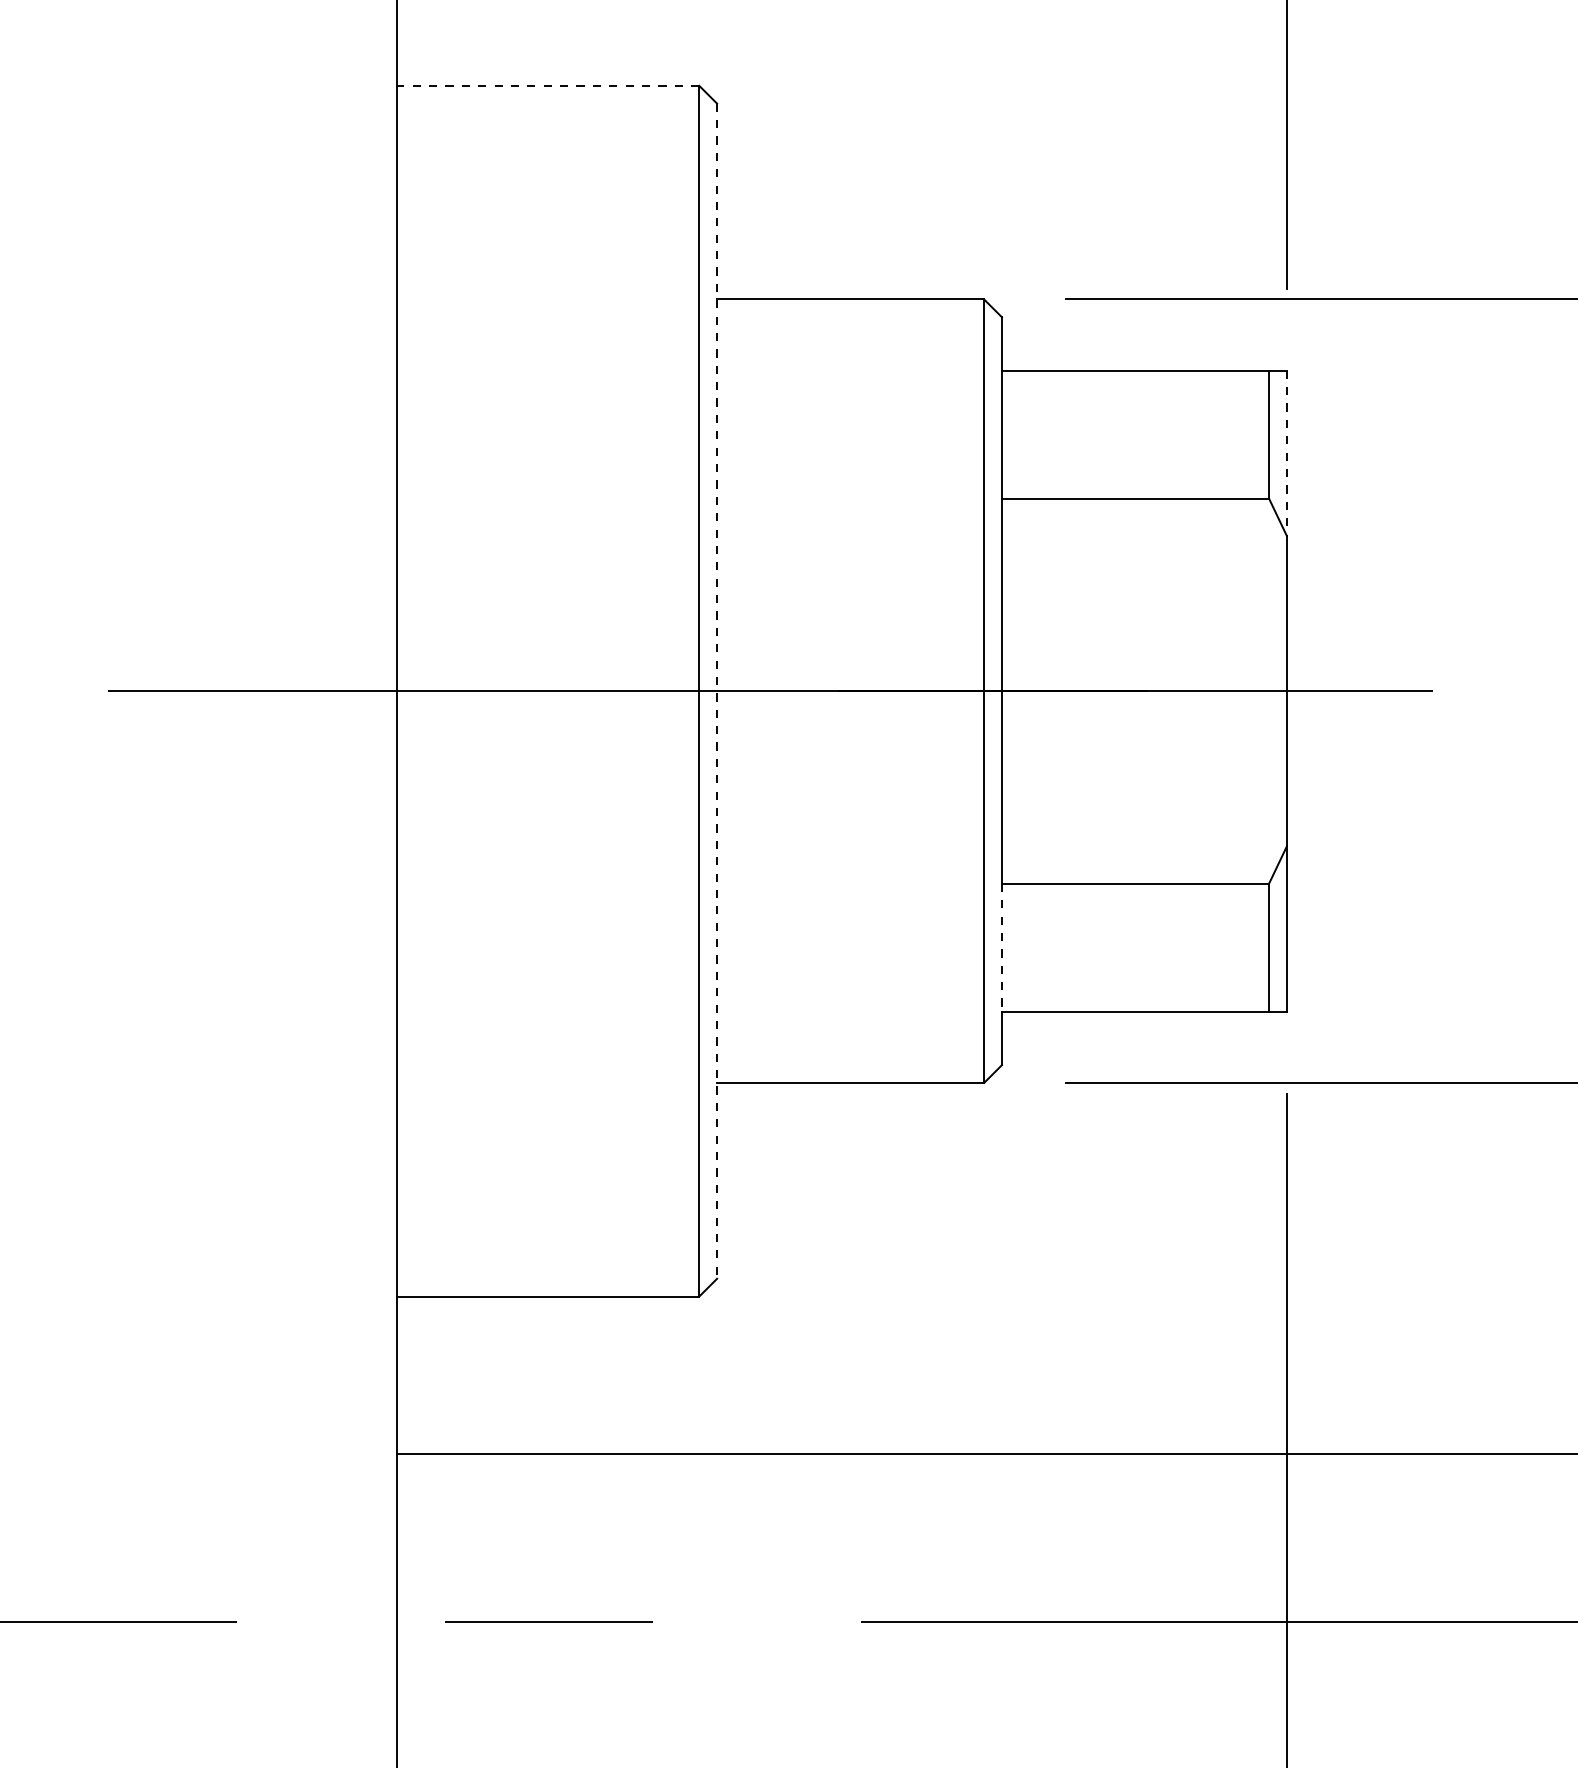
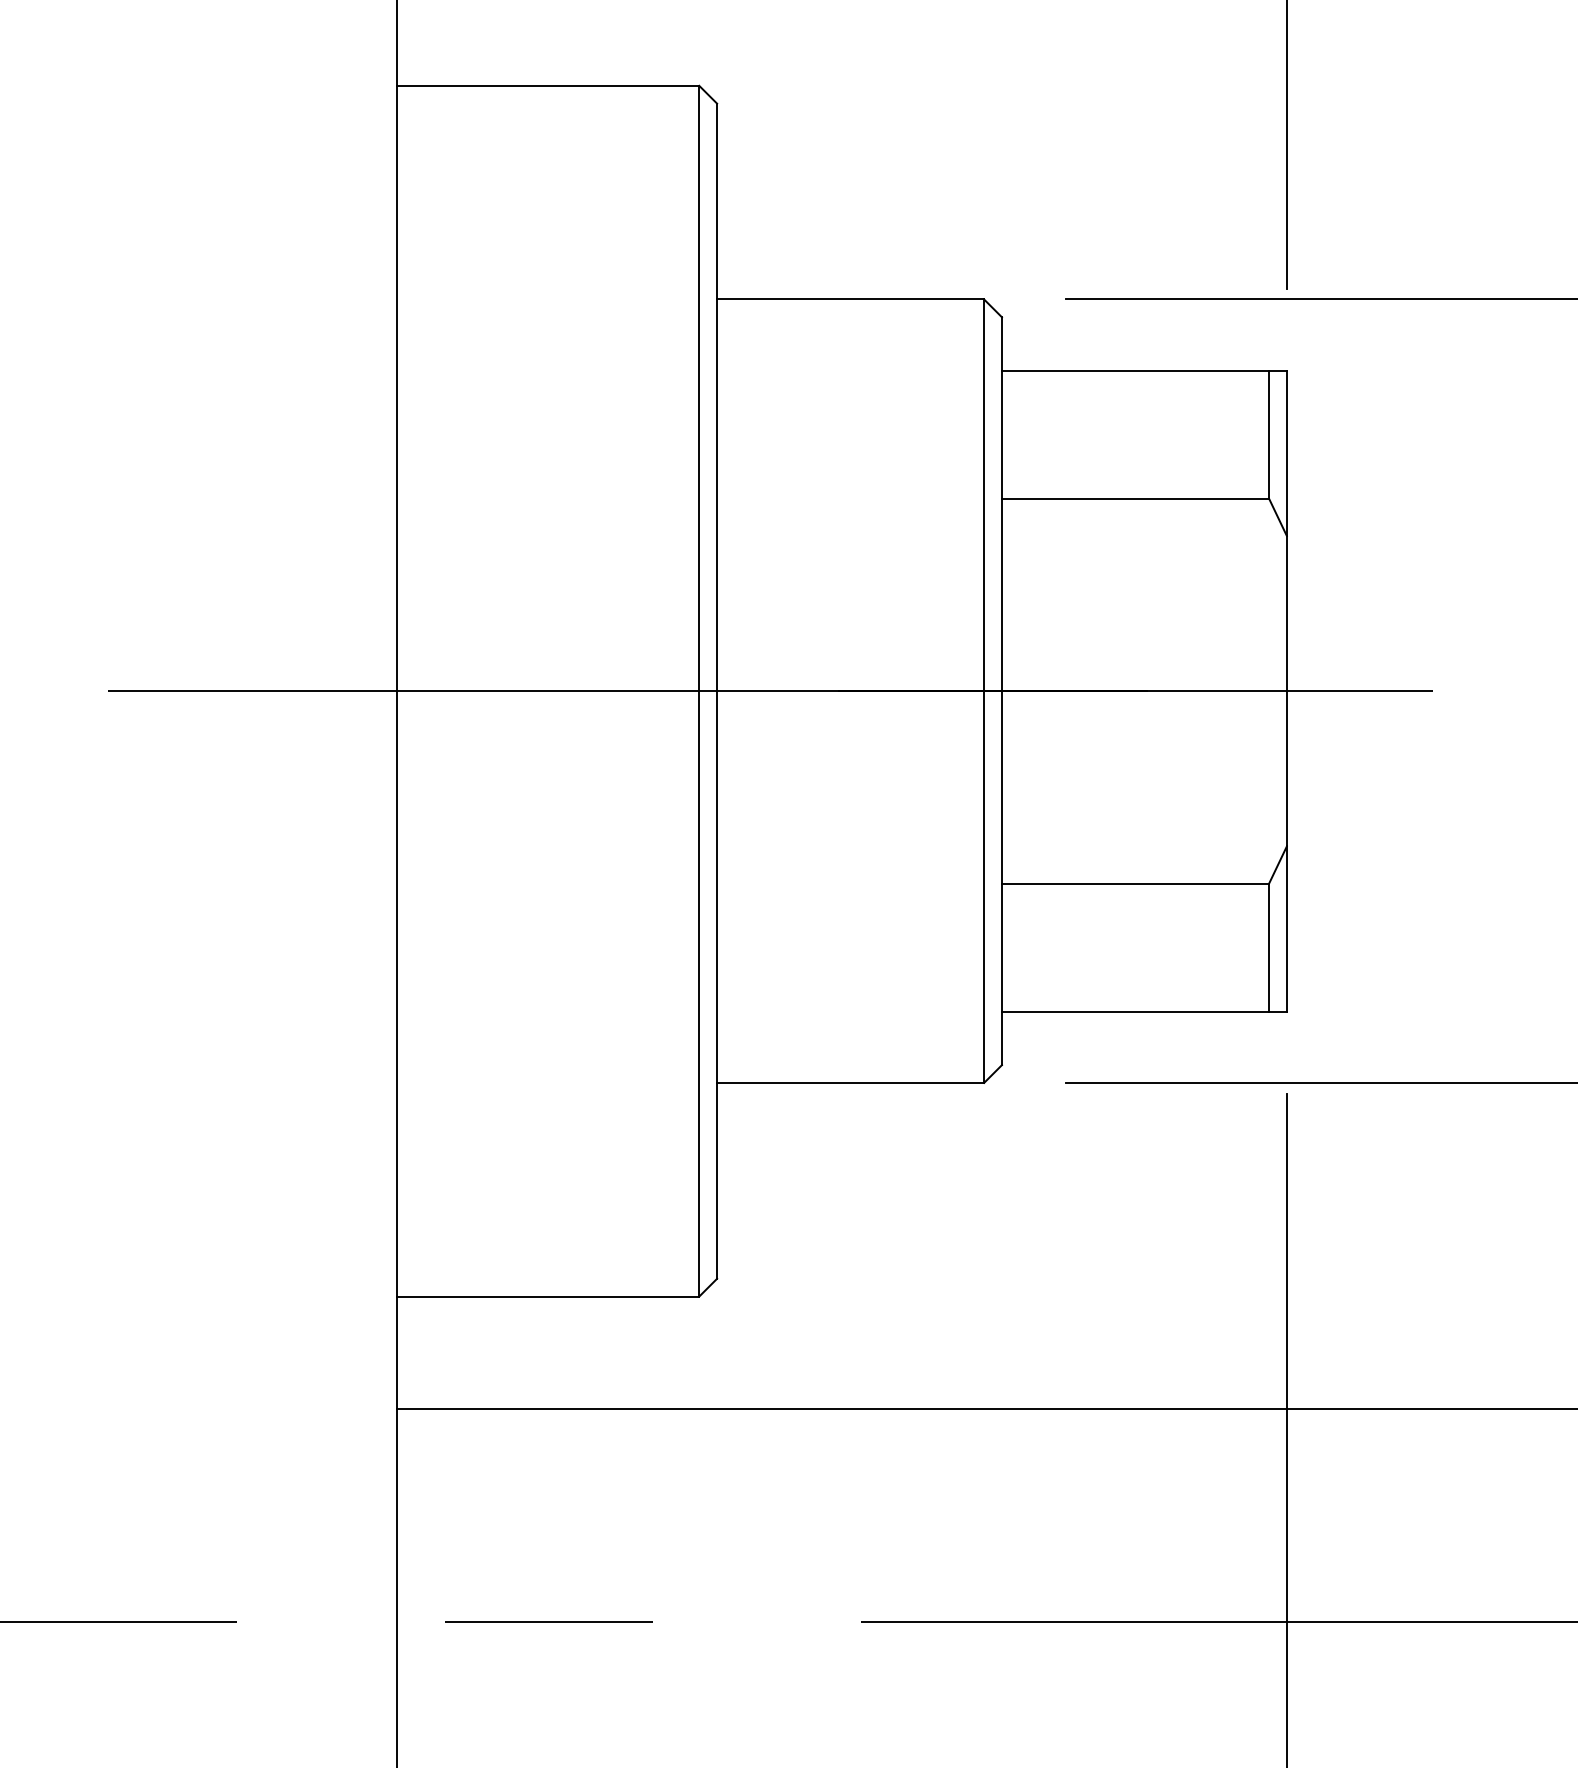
line: dashed -> solid (547, 85)
line: dashed -> solid (1286, 453)
line: dashed -> solid (717, 691)
line: dashed -> solid (1001, 947)
line position: (985, 1453) -> (985, 1408) (985, 1408)
